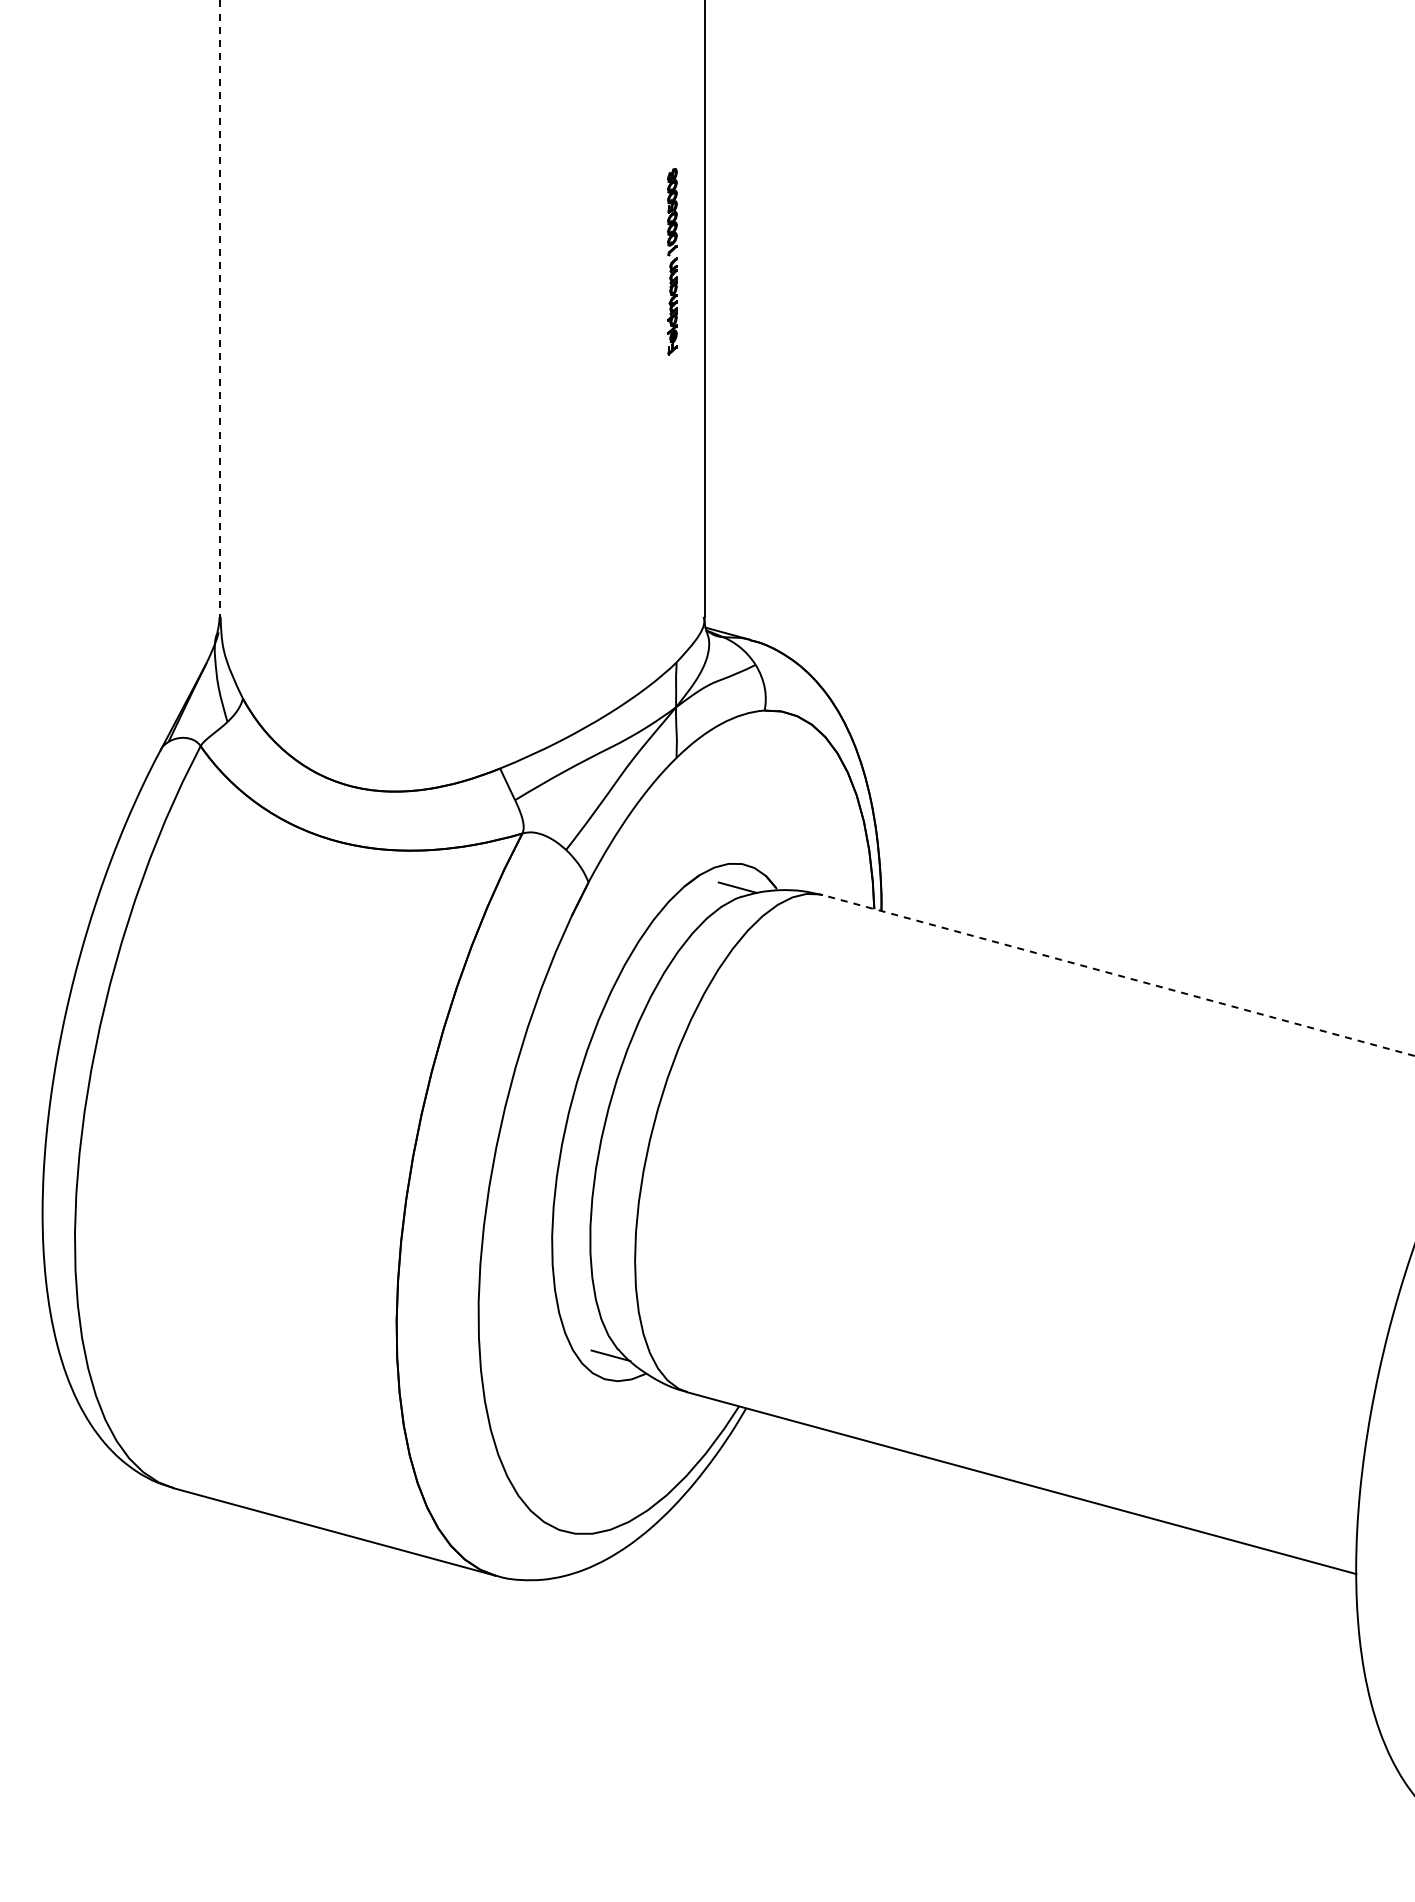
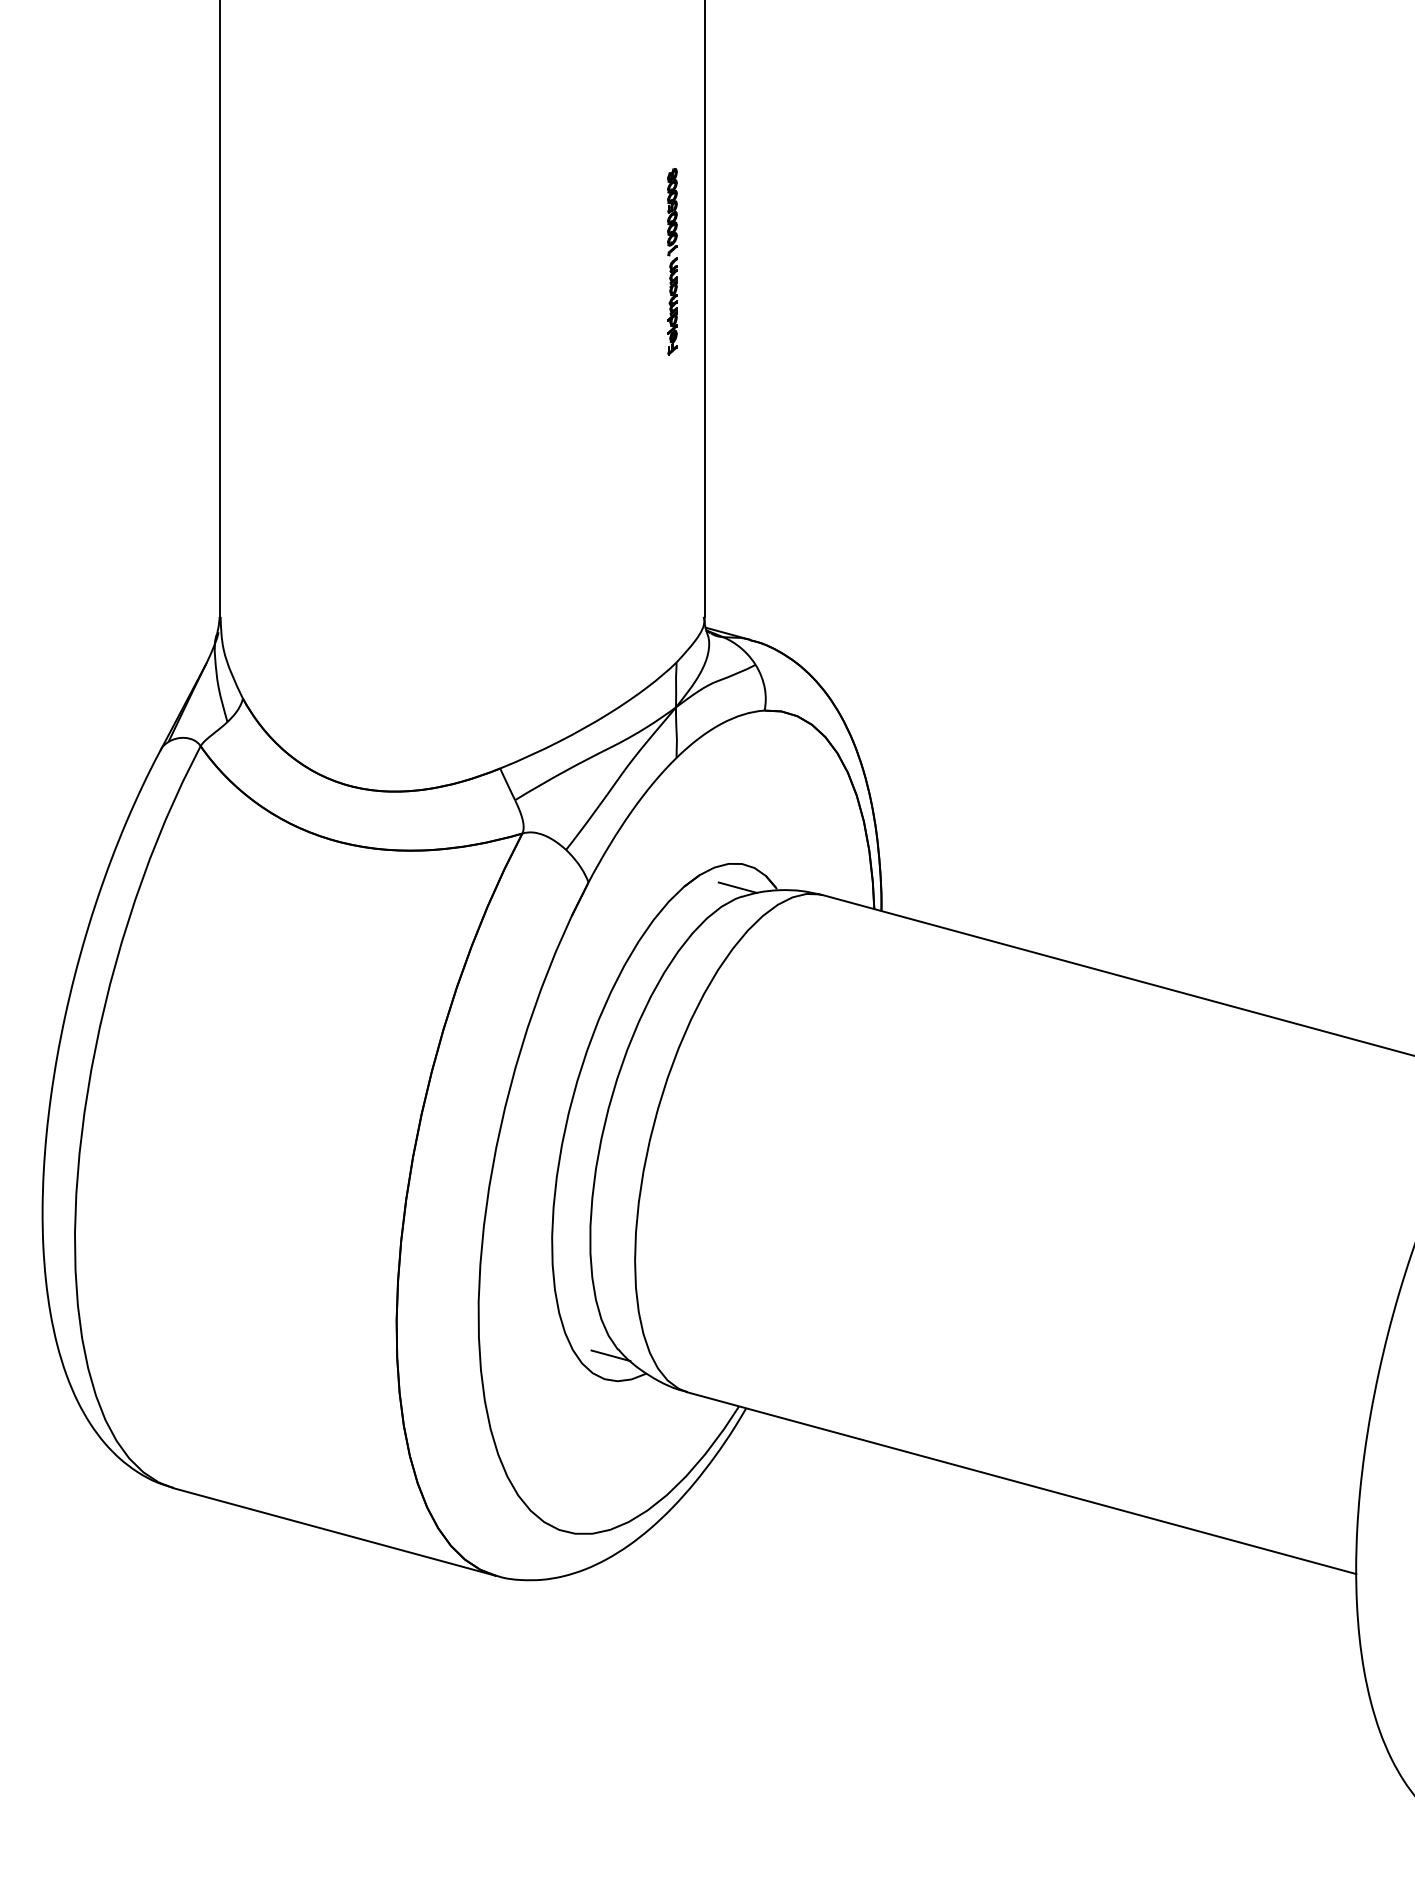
line: dashed -> solid (219, 308)
line: dashed -> solid (1118, 975)
